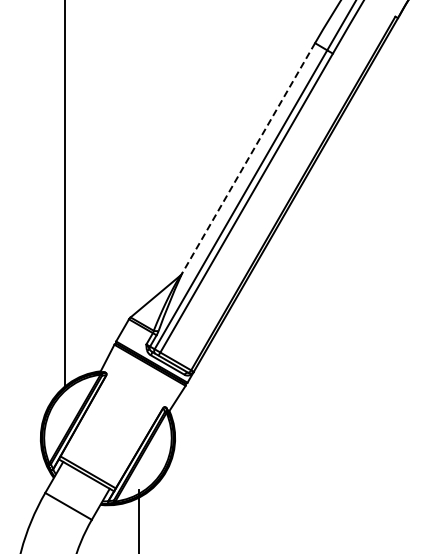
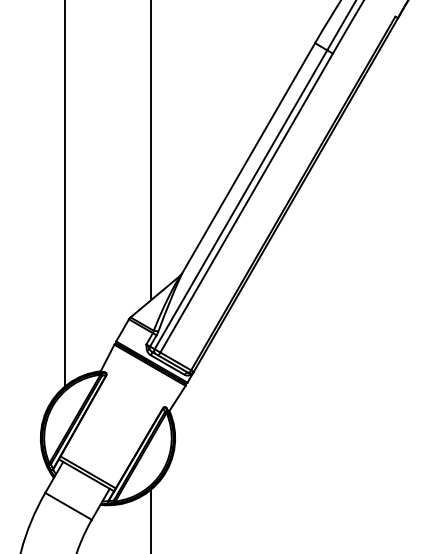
line: none -> present (150, 151)
line: dashed -> solid (248, 158)
line position: (138, 519) -> (150, 519) (150, 519)
